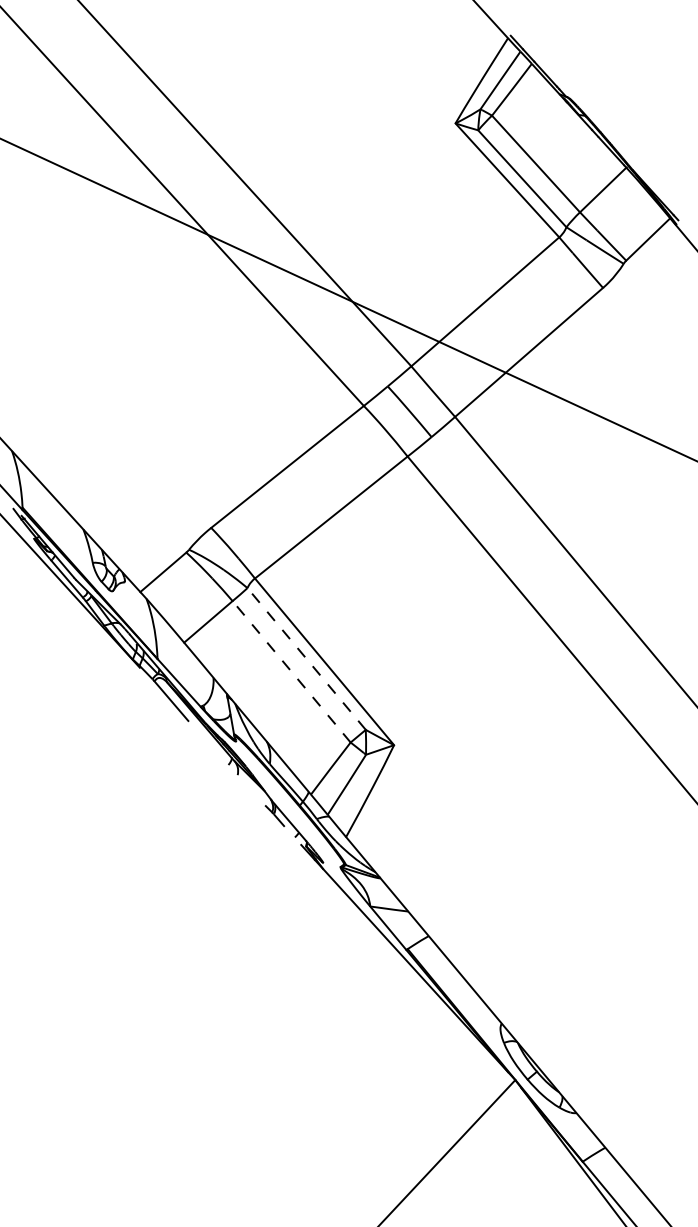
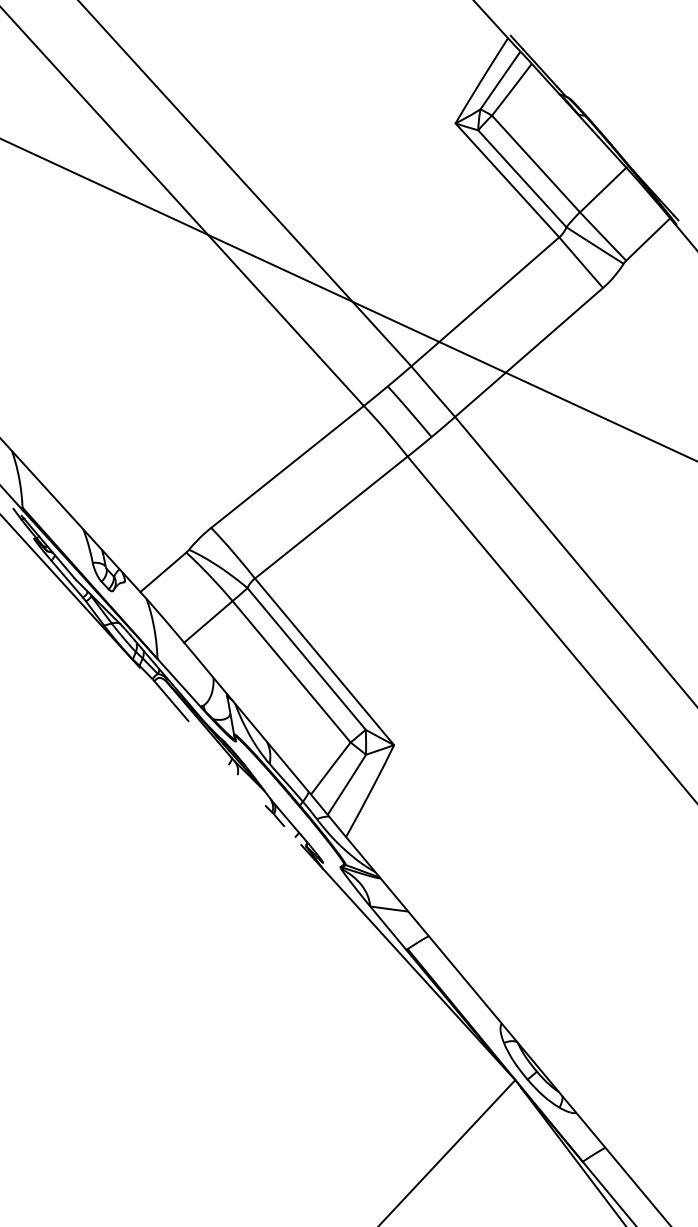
line: dashed -> solid (306, 658)
line: dashed -> solid (291, 671)
